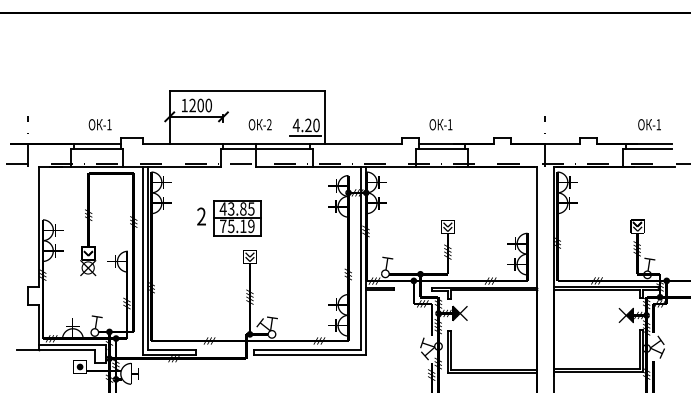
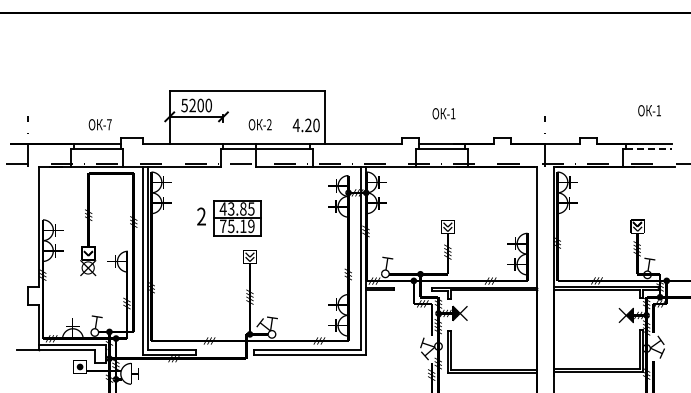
text: 1200 -> 5200 (184, 105)
text: -1 -> -7 (109, 124)
text position: (440, 124) -> (443, 113) (443, 113)
text position: (649, 124) -> (649, 110) (649, 110)
line: present -> none (304, 136)
line: solid -> dashed (649, 149)
